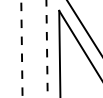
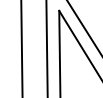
line: dashed -> solid (47, 48)
line: dashed -> solid (21, 49)
